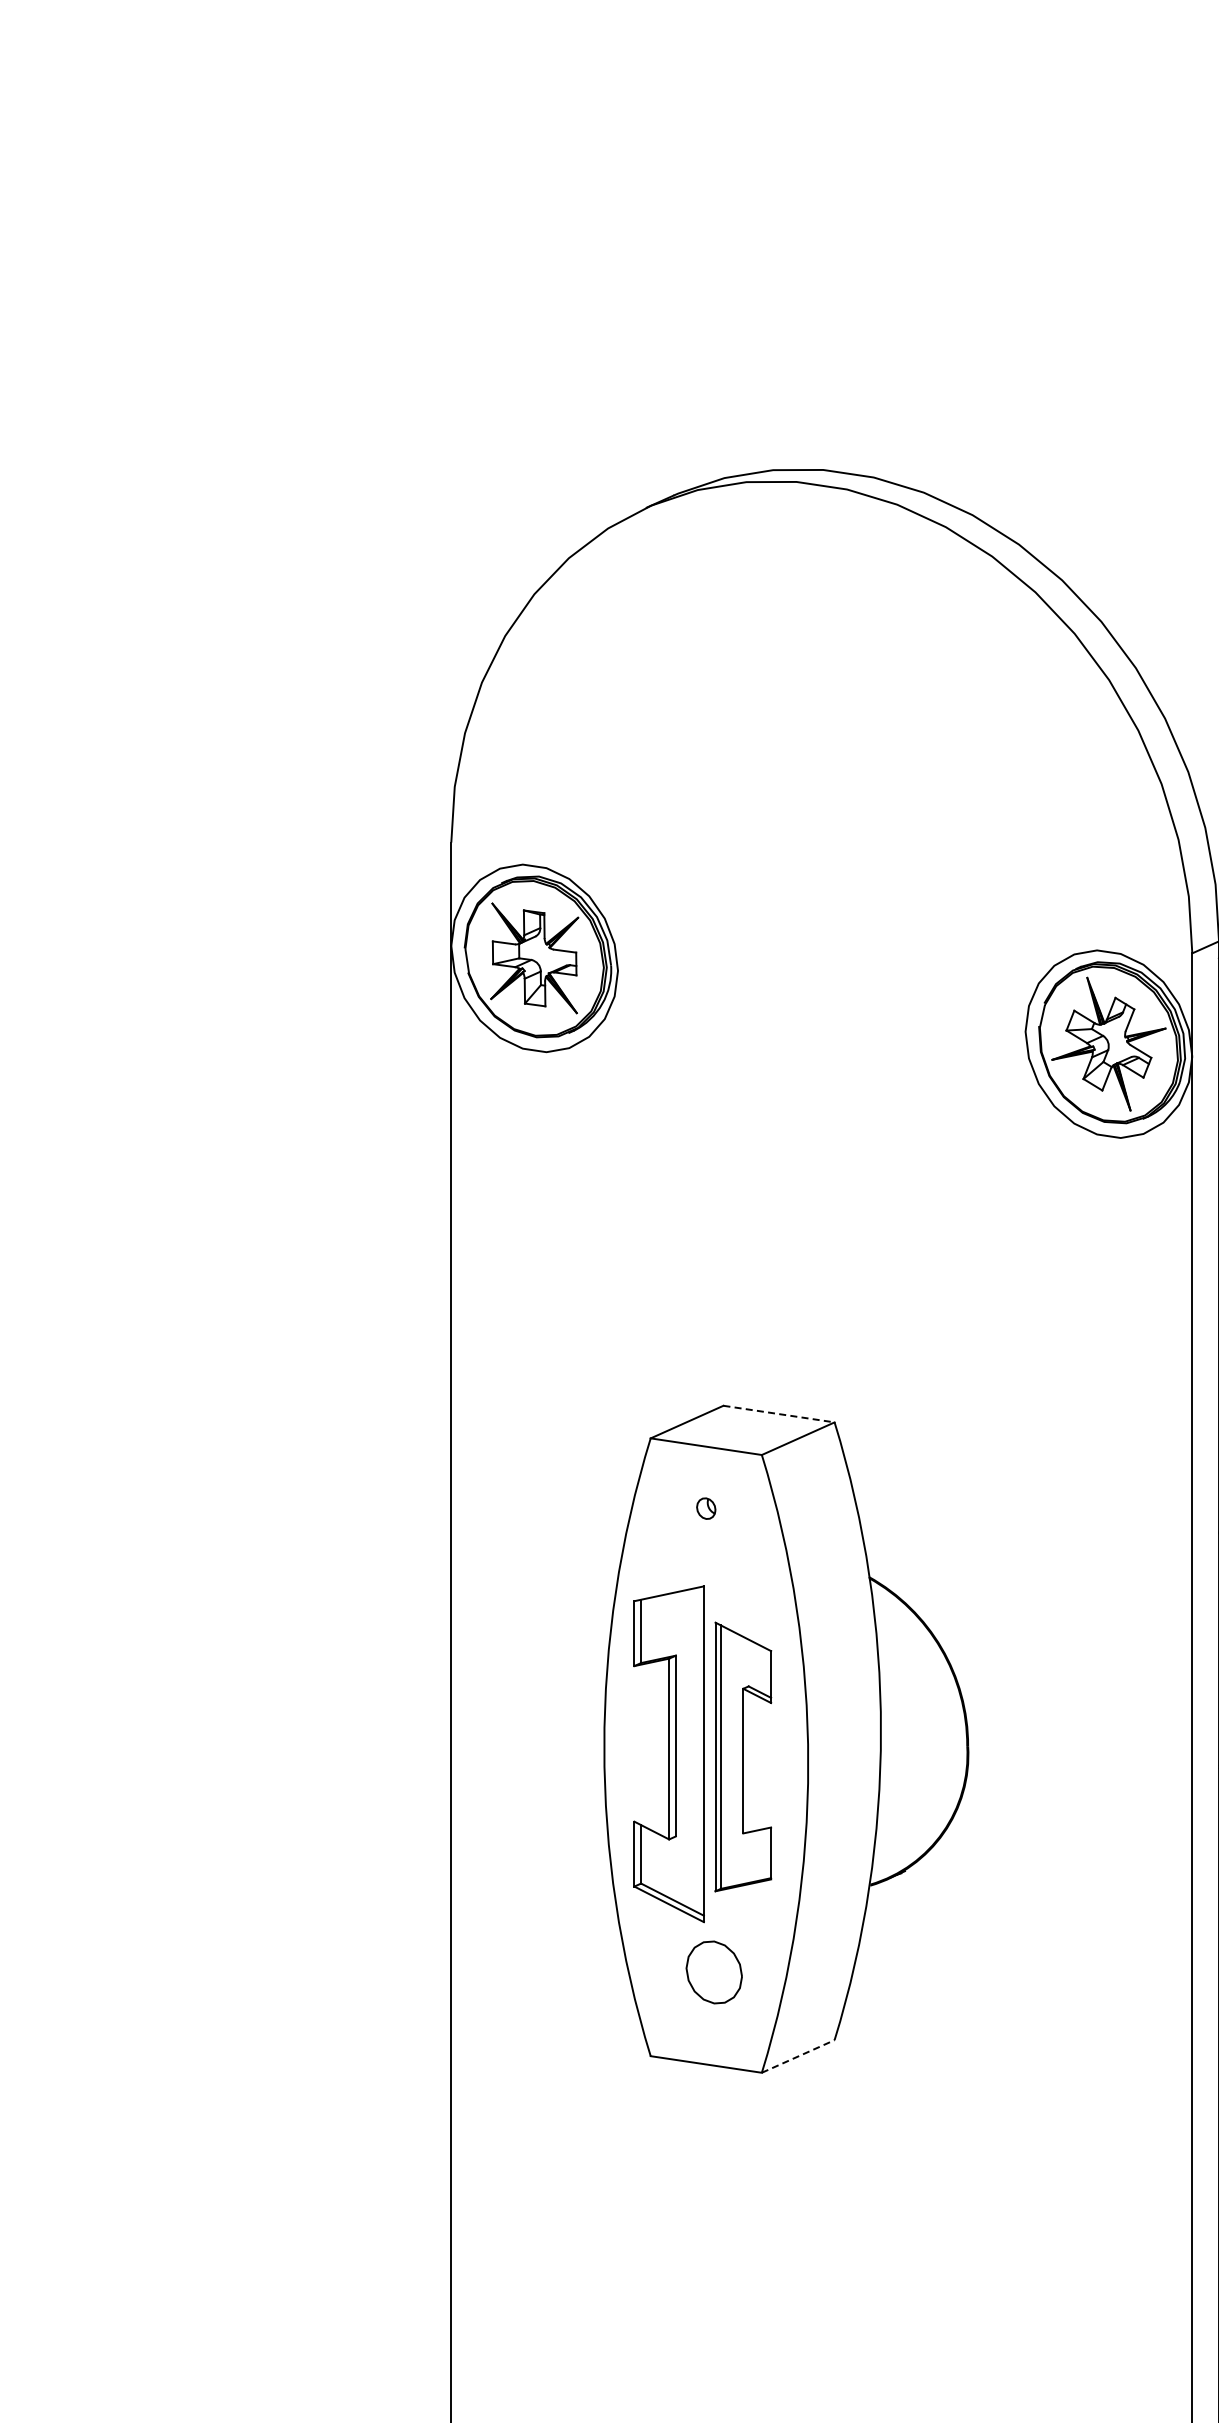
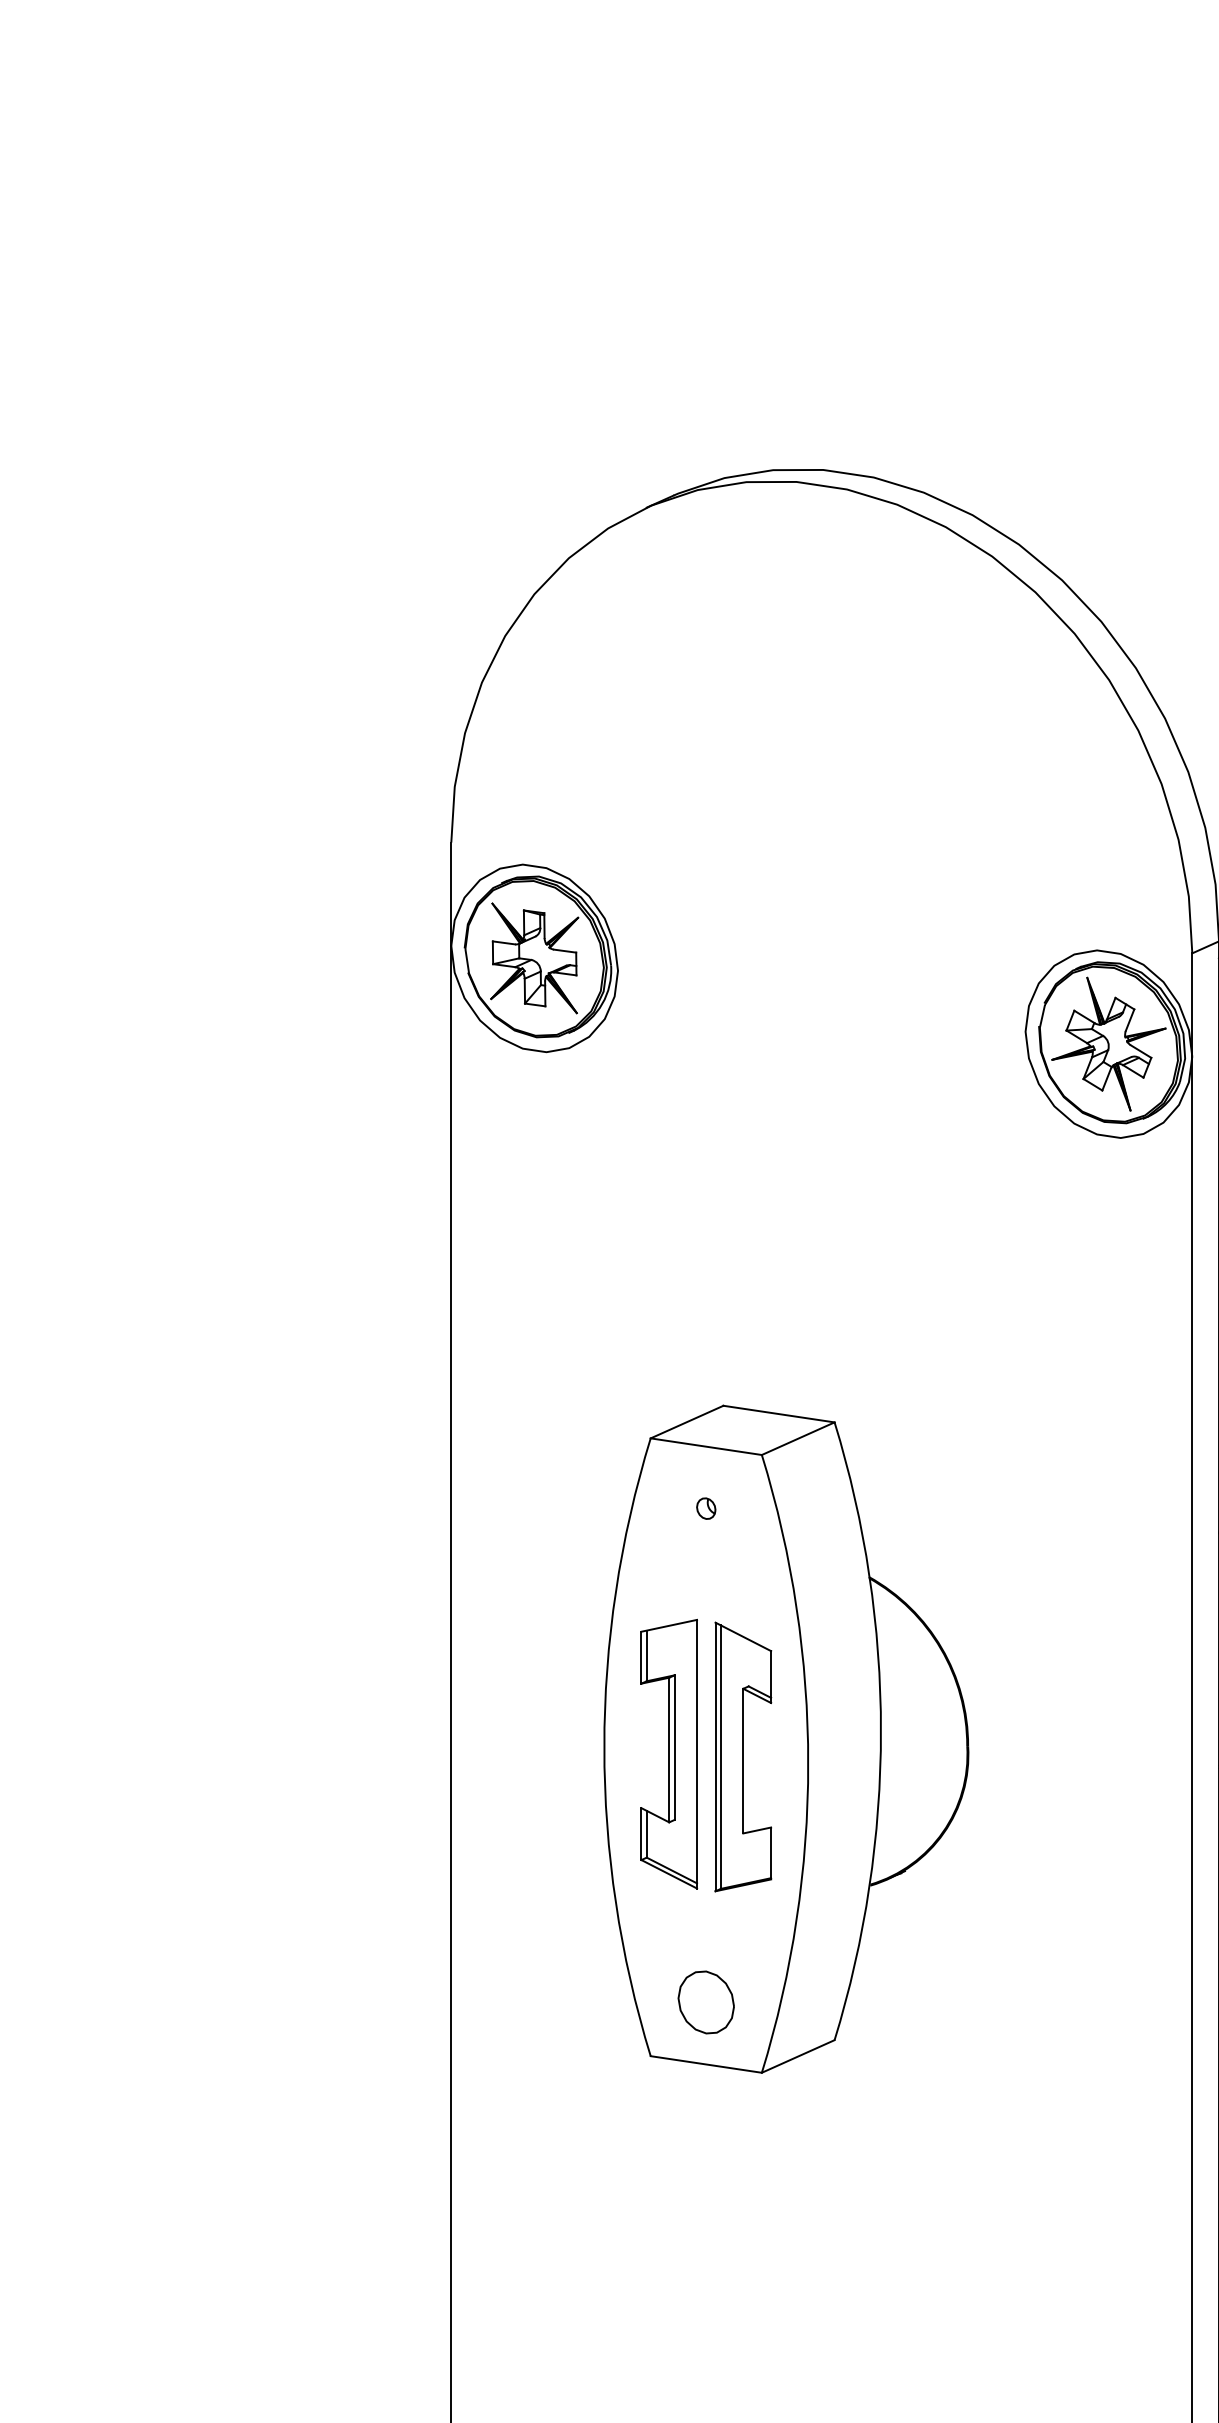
line: dashed -> solid (779, 1414)
part size: 72x339 px -> 59x272 px (669, 1753)
part position: (713, 1972) -> (705, 2002) (705, 2002)
line: dashed -> solid (798, 2056)
